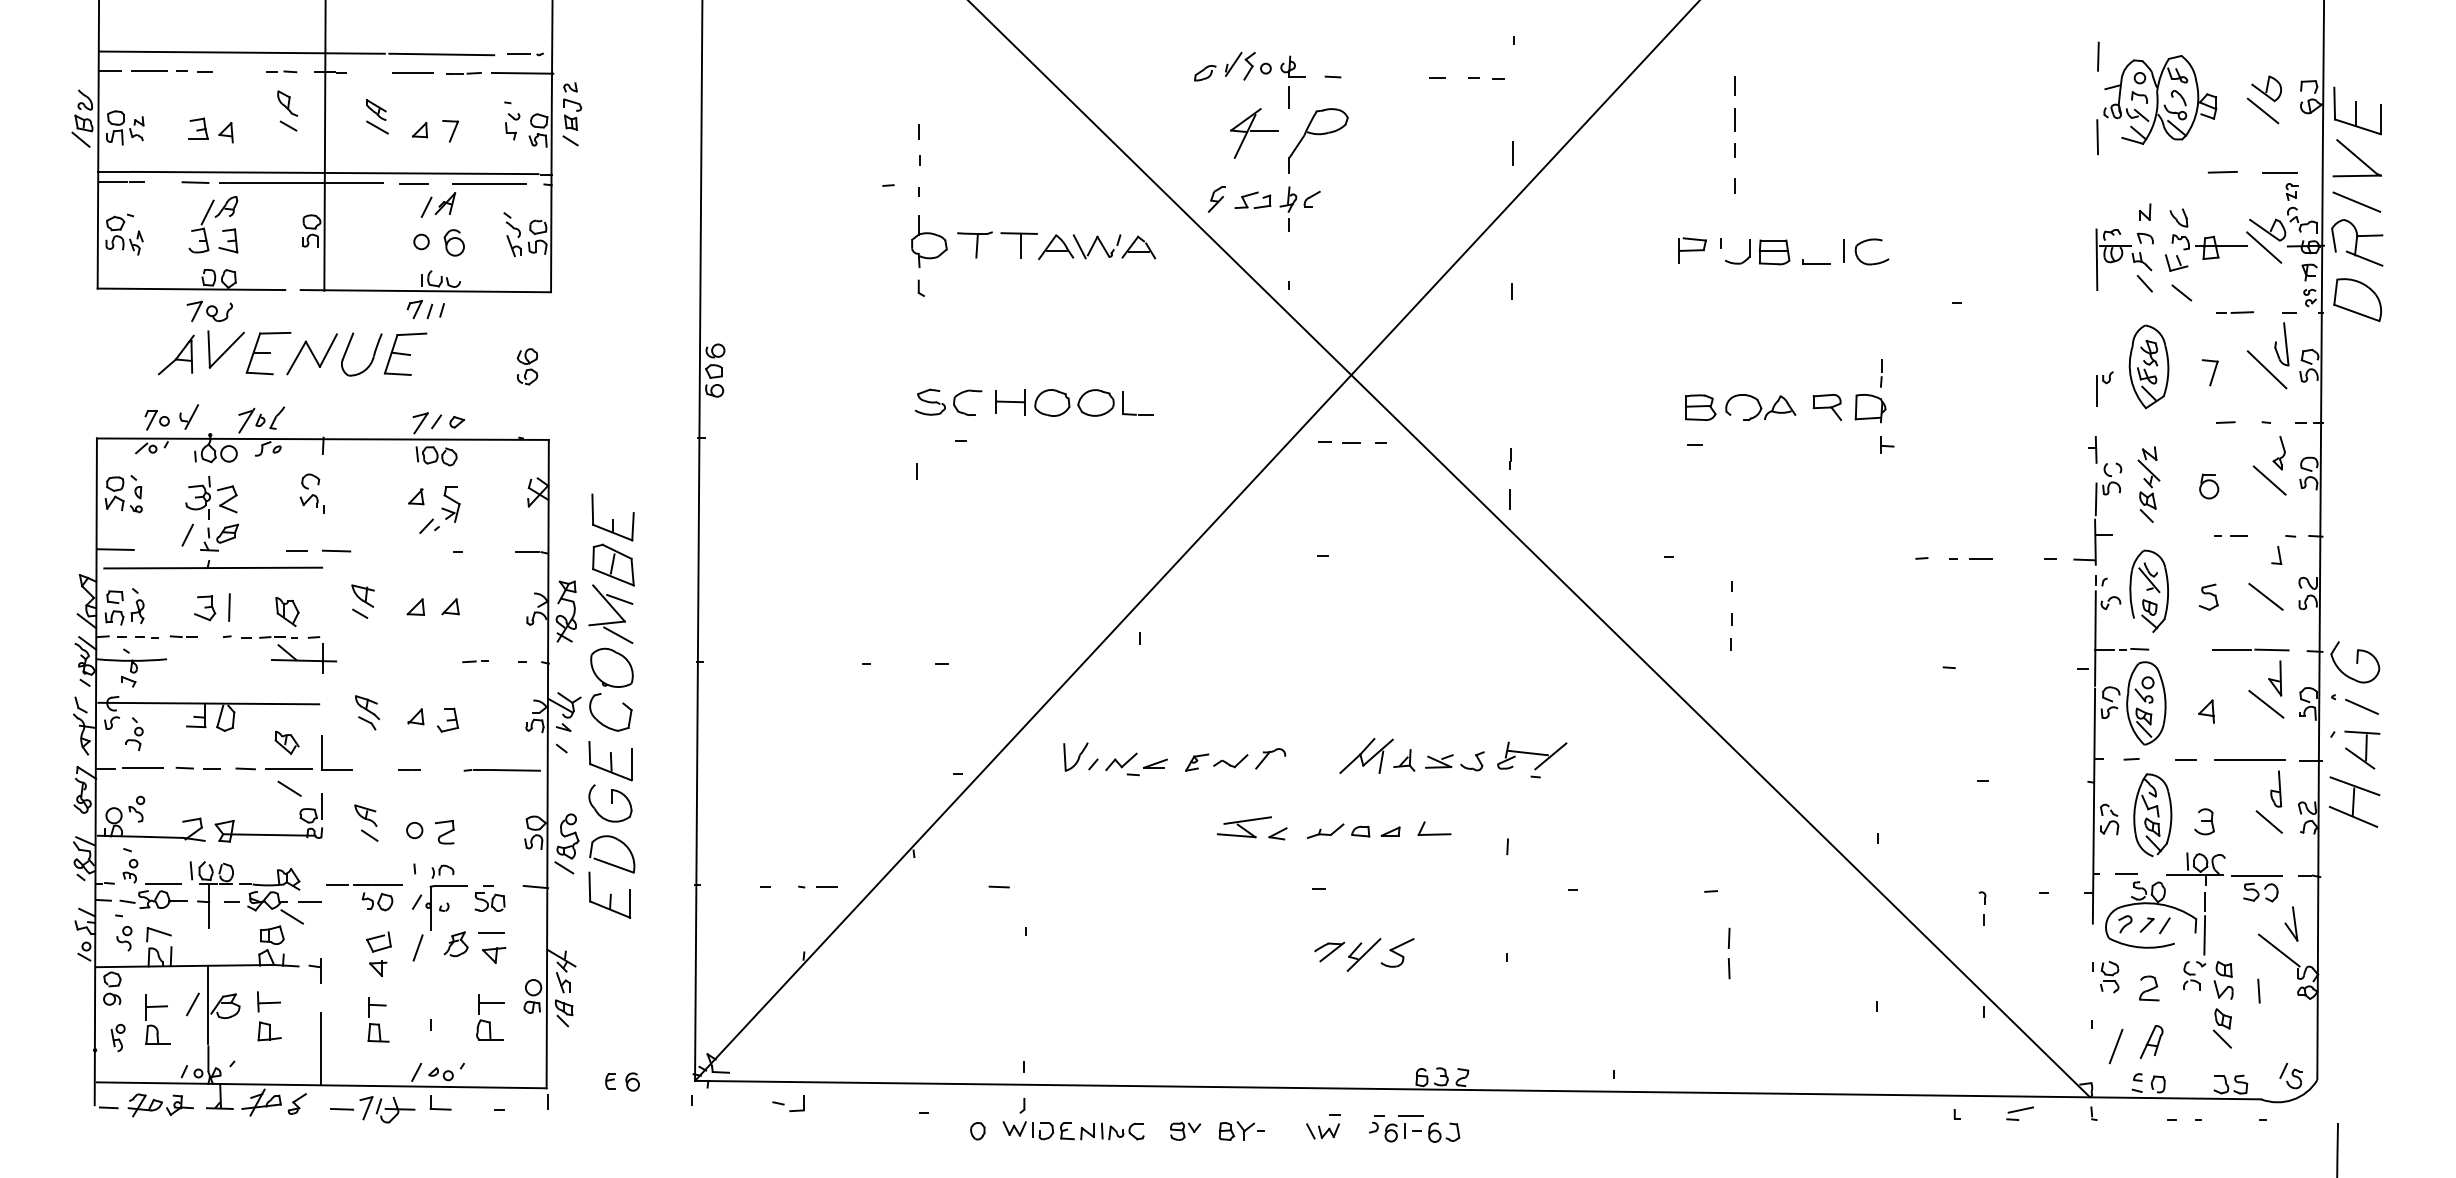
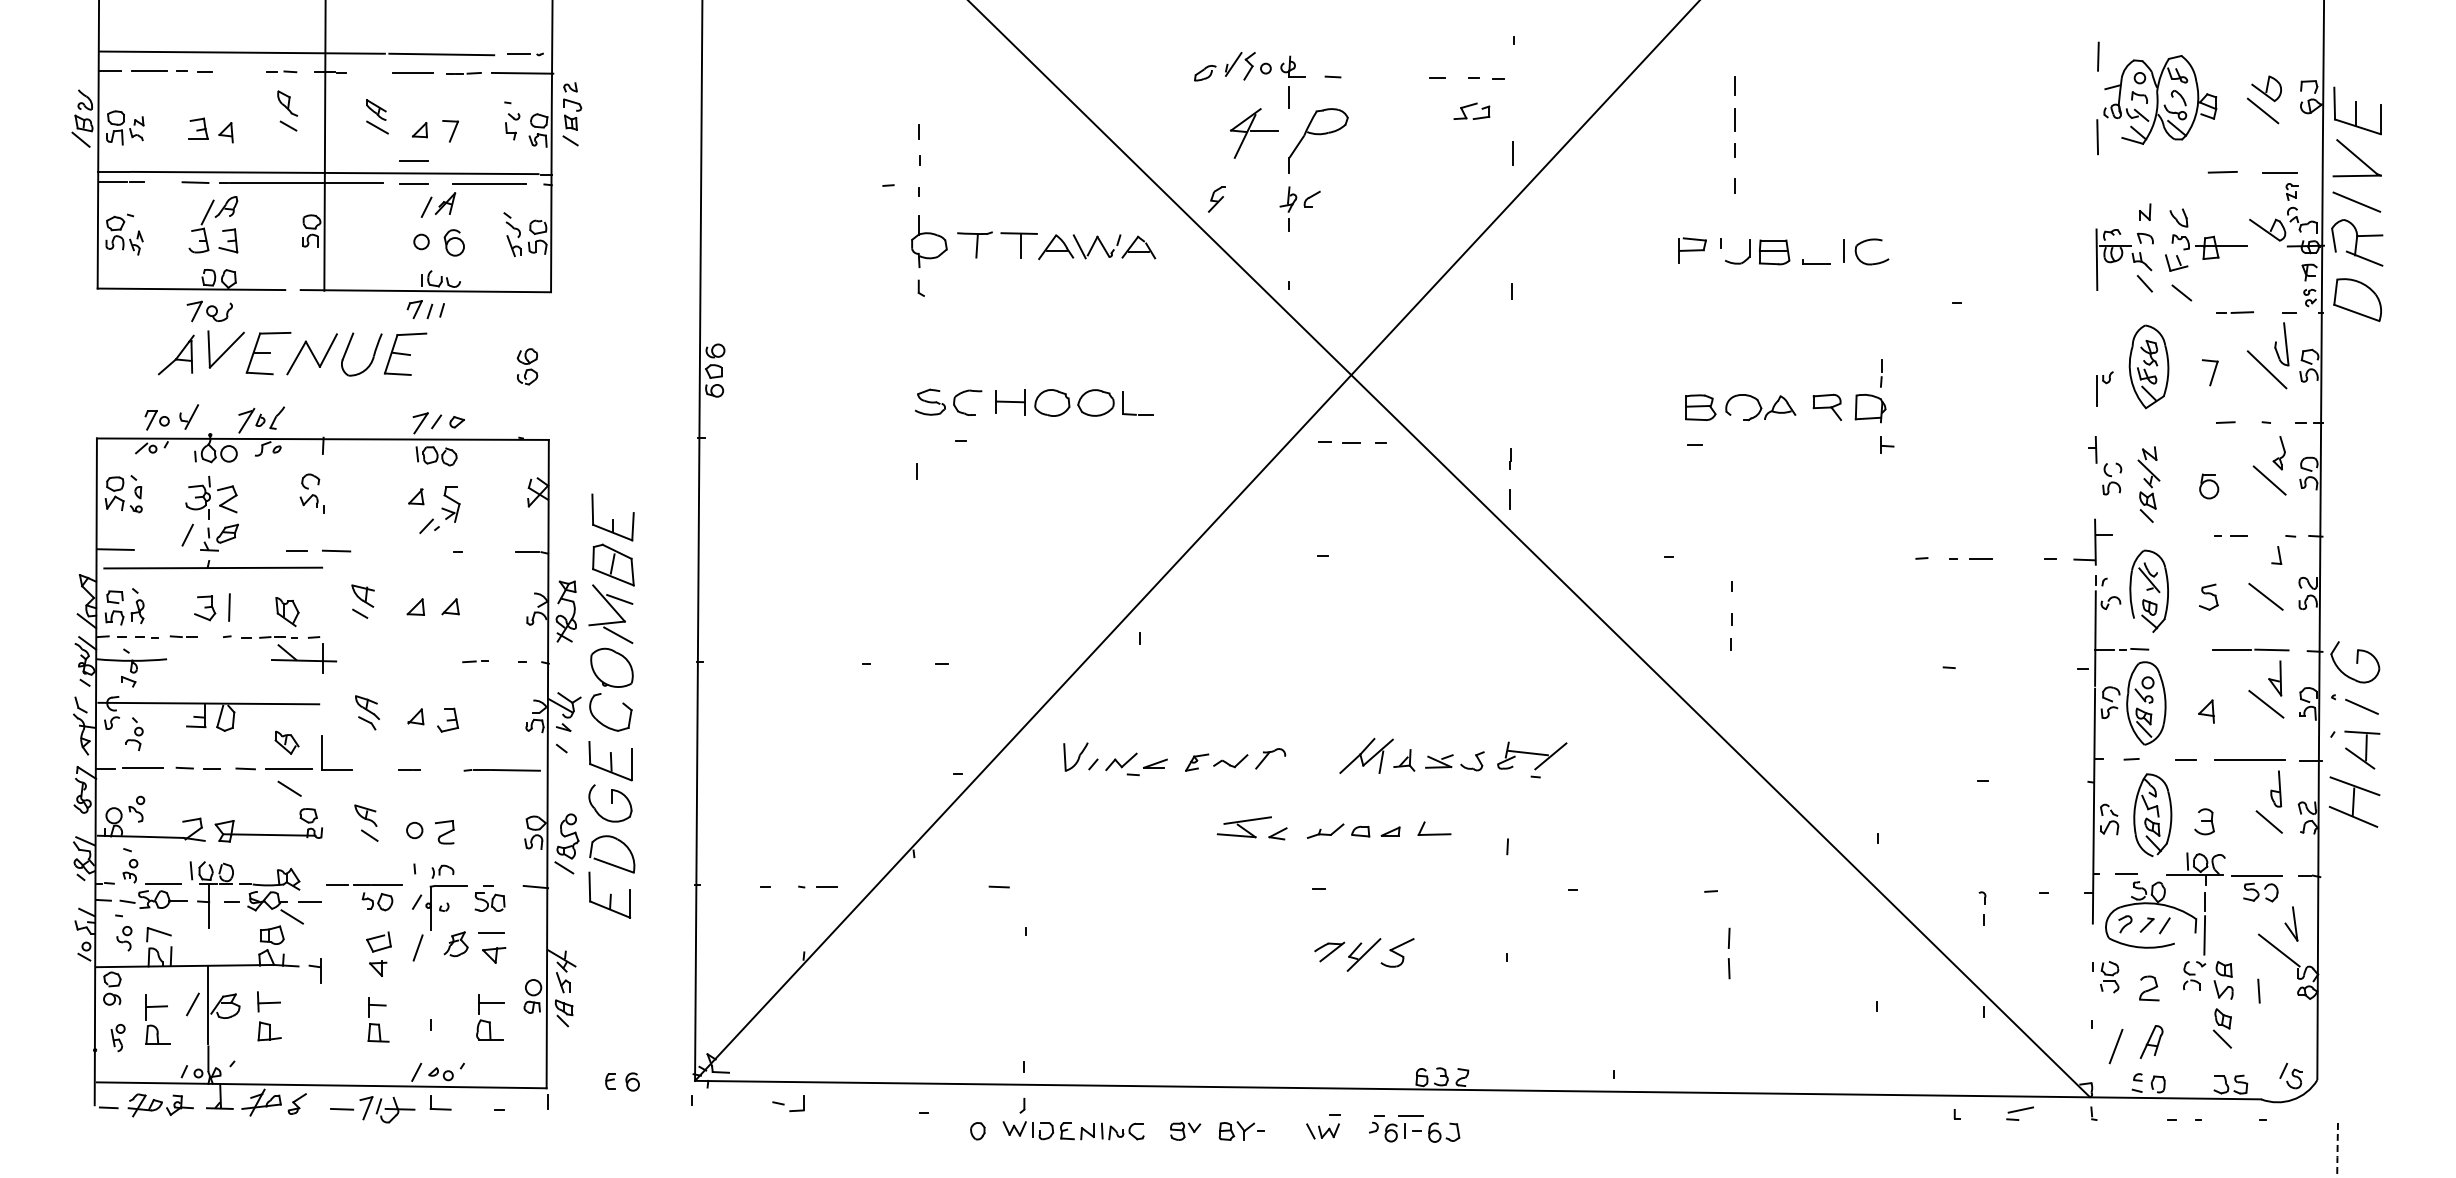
line: none -> present (413, 160)
part position: (1252, 199) -> (1471, 110) (1471, 110)
line: present -> none (2264, 247)
line: present -> none (2095, 499)
line: present -> none (322, 806)
line: present -> none (320, 1048)
arc: solid -> dashed (2337, 1150)
